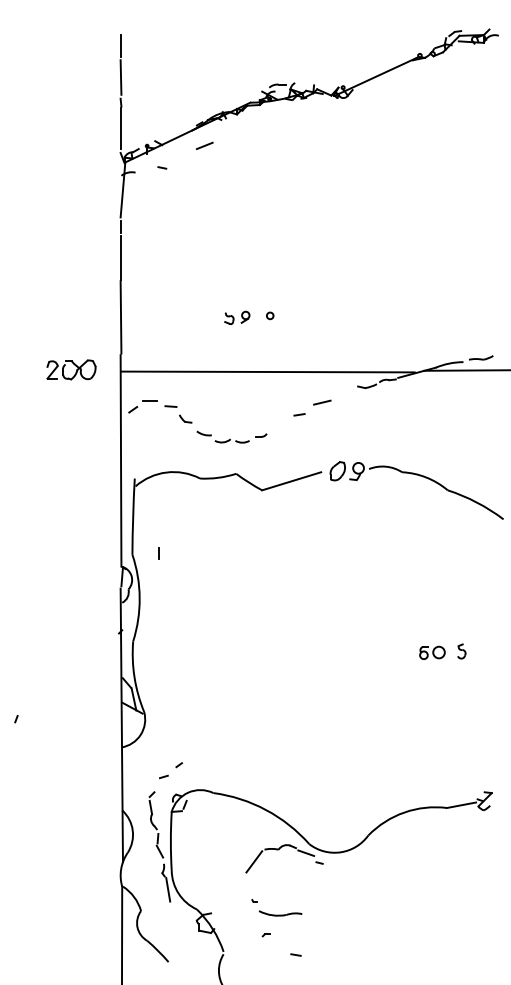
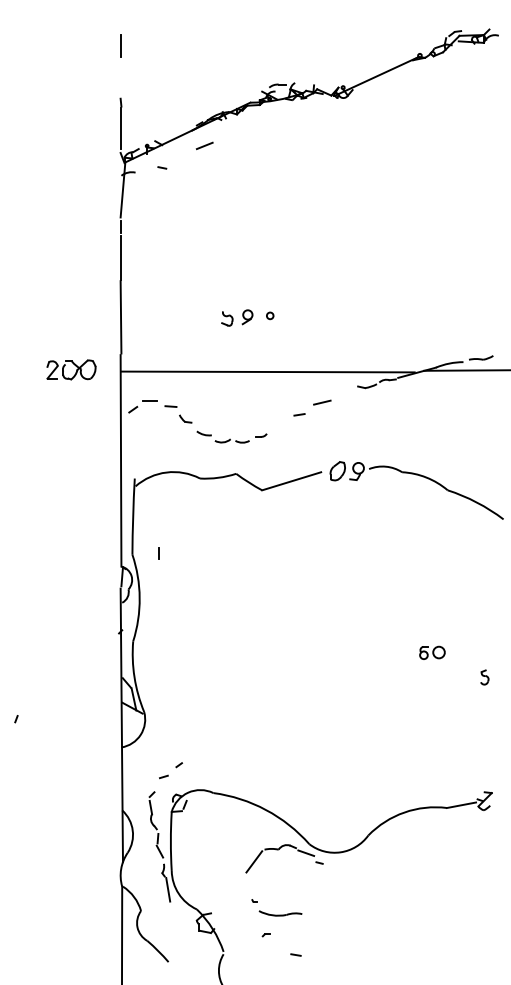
line: present -> none (120, 77)
part size: 27x15 px -> 33x18 px (237, 317)
part position: (461, 651) -> (484, 677) (484, 677)
